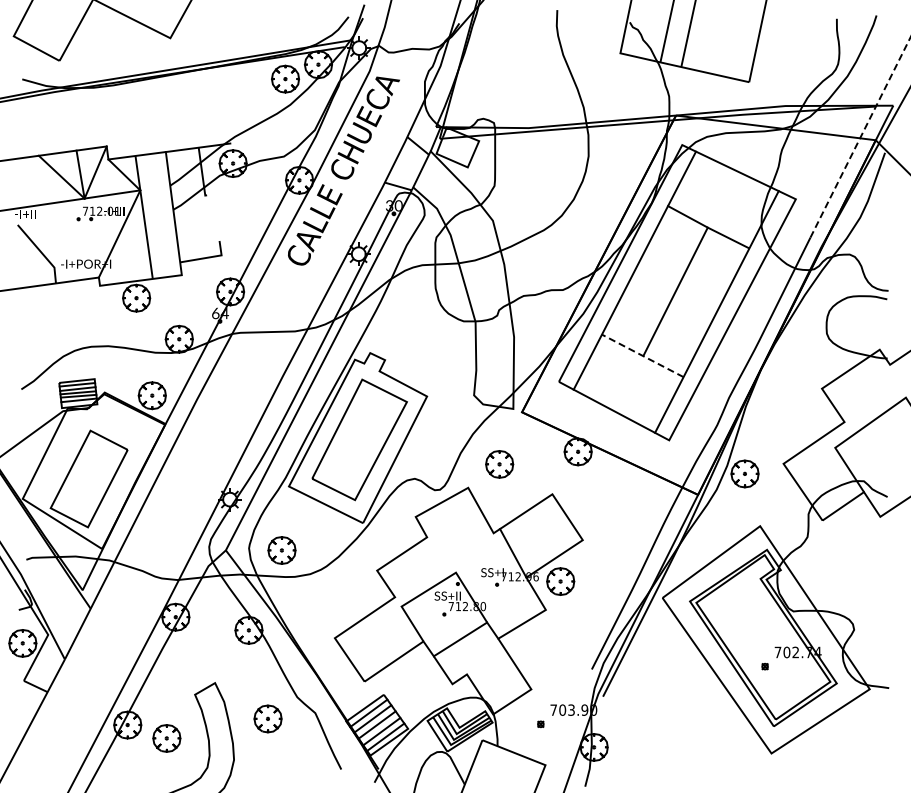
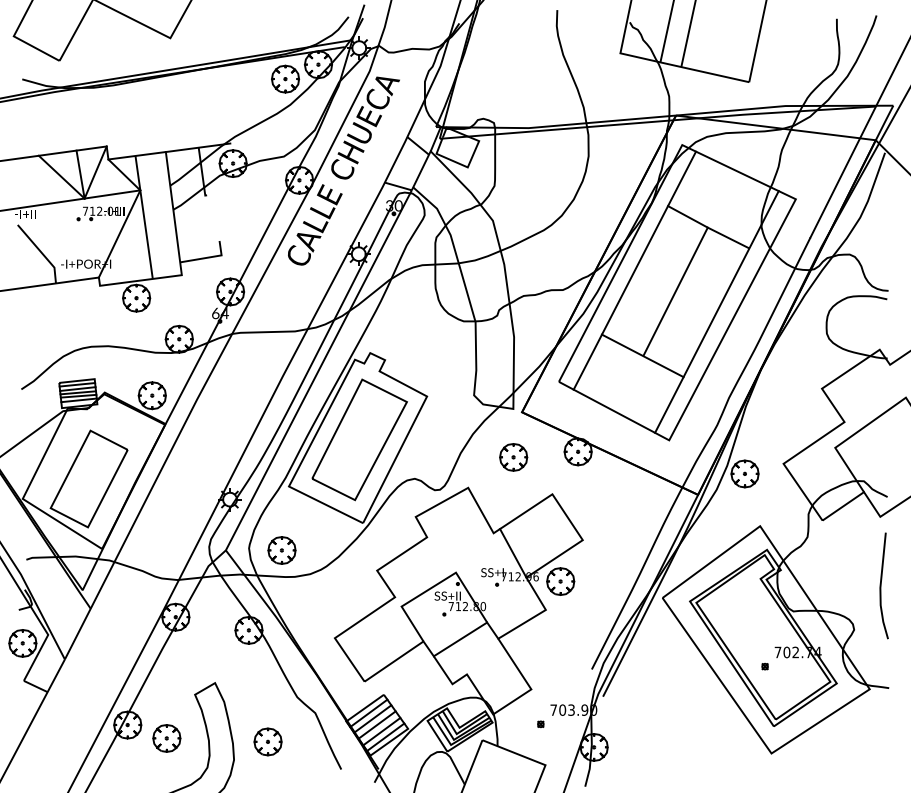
line: dashed -> solid (860, 136)
line: dashed -> solid (642, 355)
part position: (499, 464) -> (513, 457) (513, 457)
line: none -> present (881, 585)
part position: (267, 718) -> (267, 741) (267, 741)
